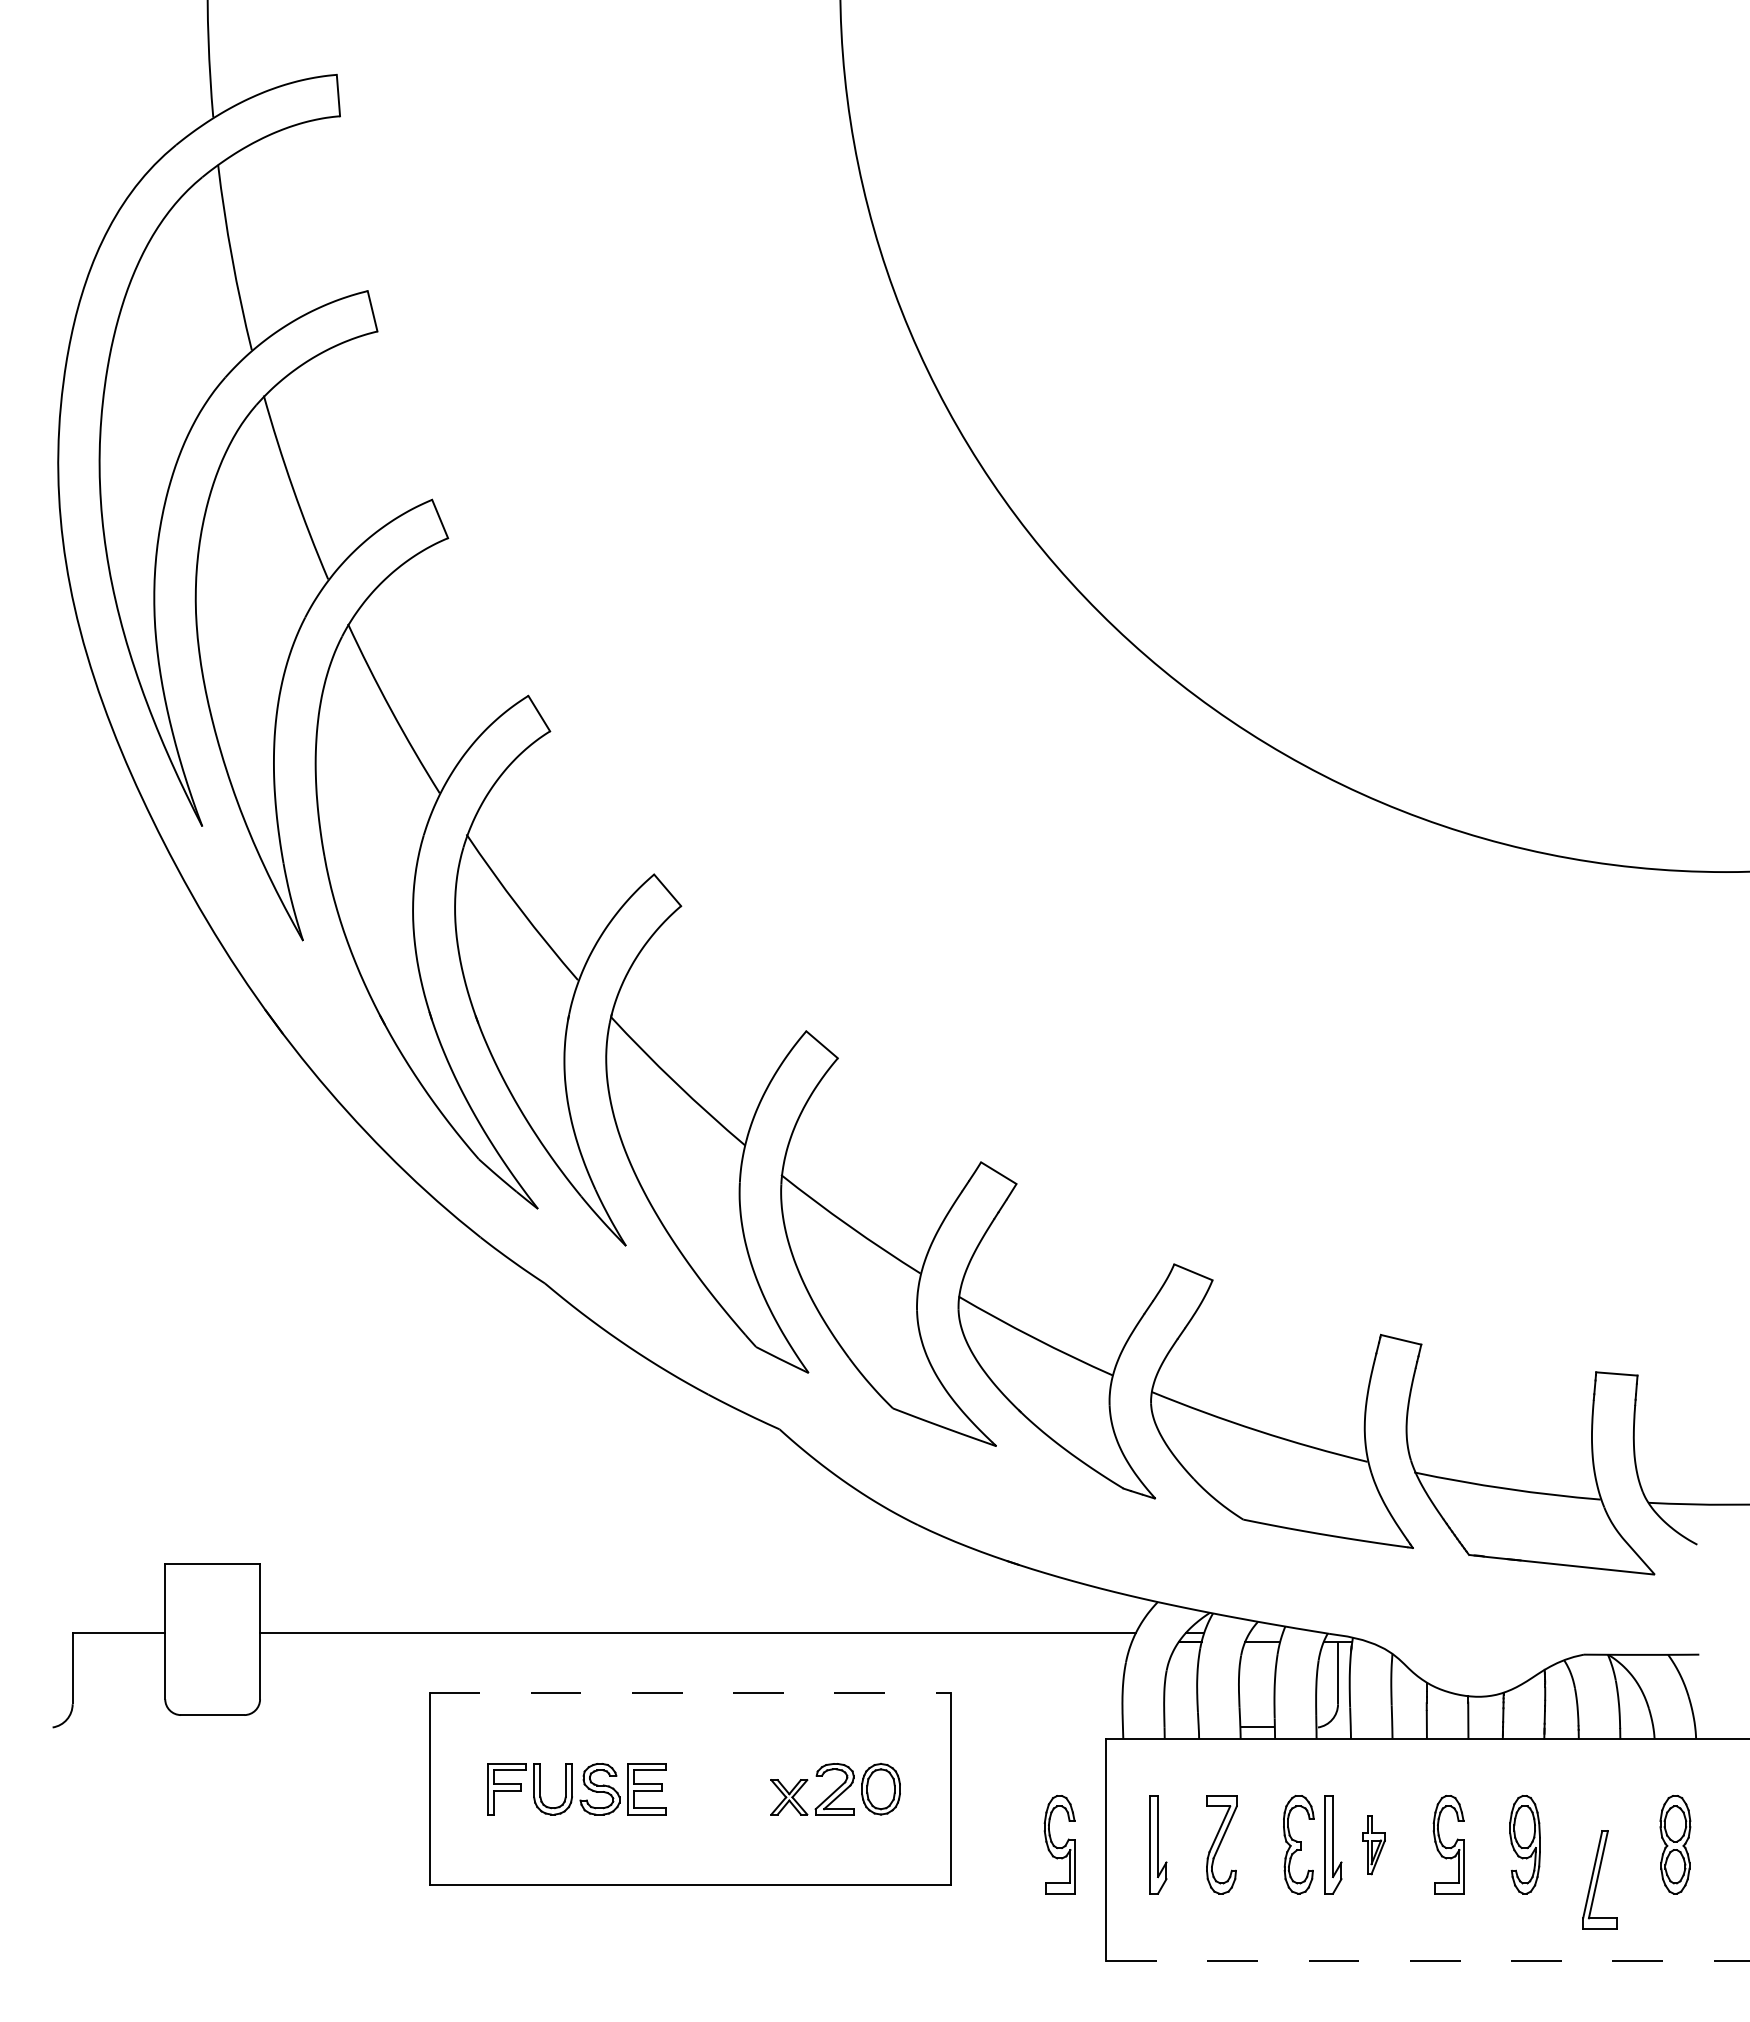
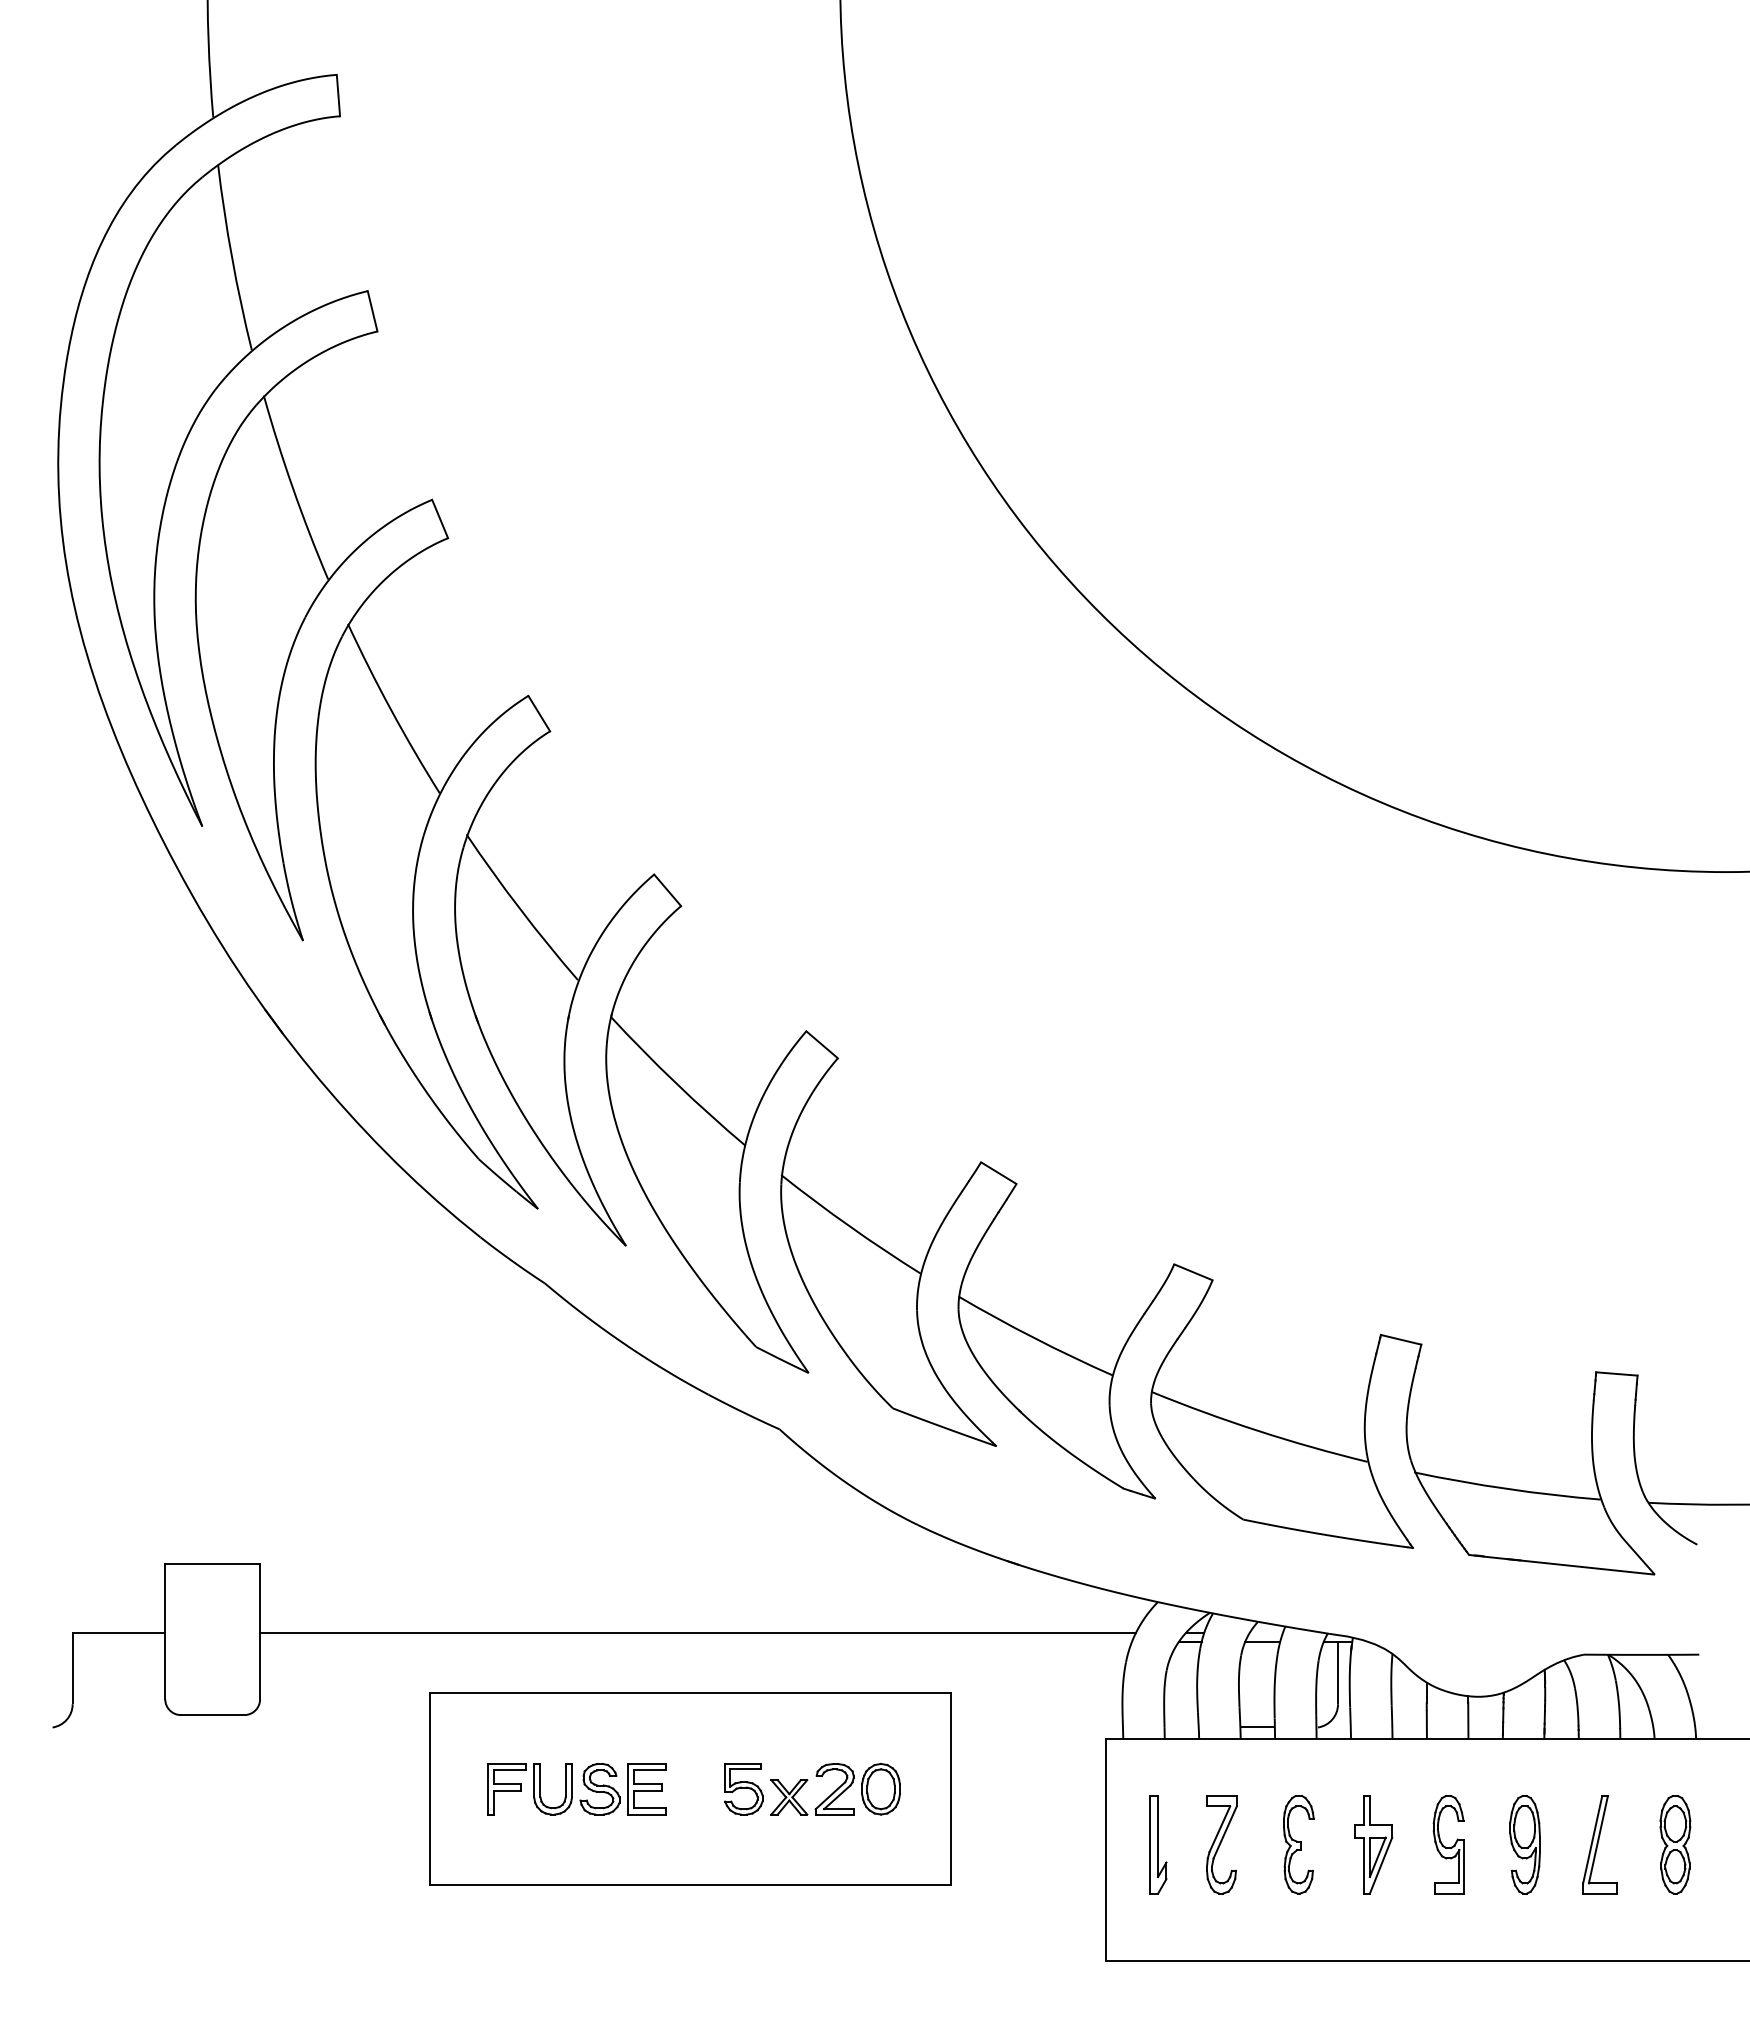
line: dashed -> solid (690, 1693)
part: none -> present (743, 1789)
part: present -> none (1059, 1844)
part: present -> none (1333, 1844)
part size: 24x61 px -> 40x100 px (1373, 1844)
part position: (1599, 1879) -> (1599, 1844) (1599, 1844)
line: dashed -> solid (1427, 1961)
